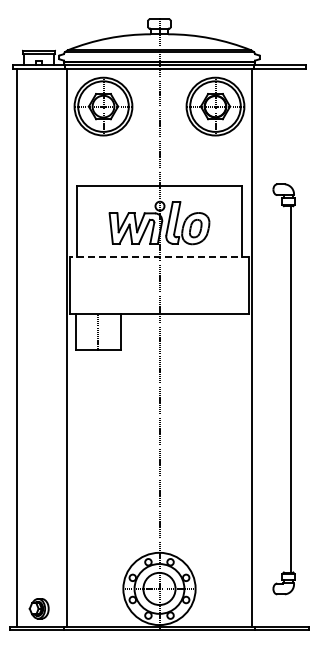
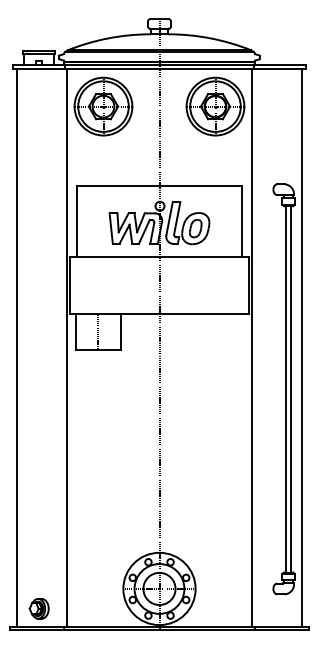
line: dashed -> solid (159, 256)
line: none -> present (302, 347)
line: none -> present (286, 389)
